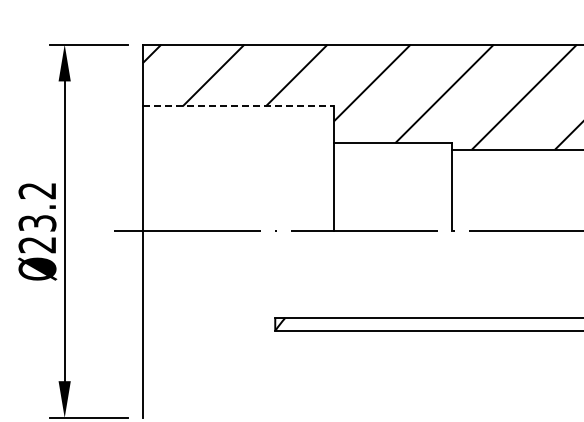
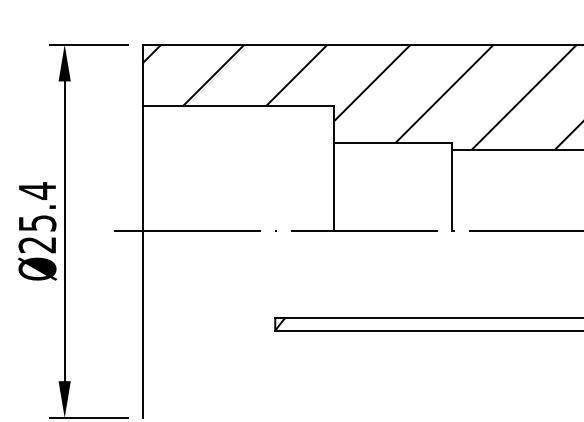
line: dashed -> solid (238, 106)
text: Ø23.2 -> Ø25.4 (36, 206)
